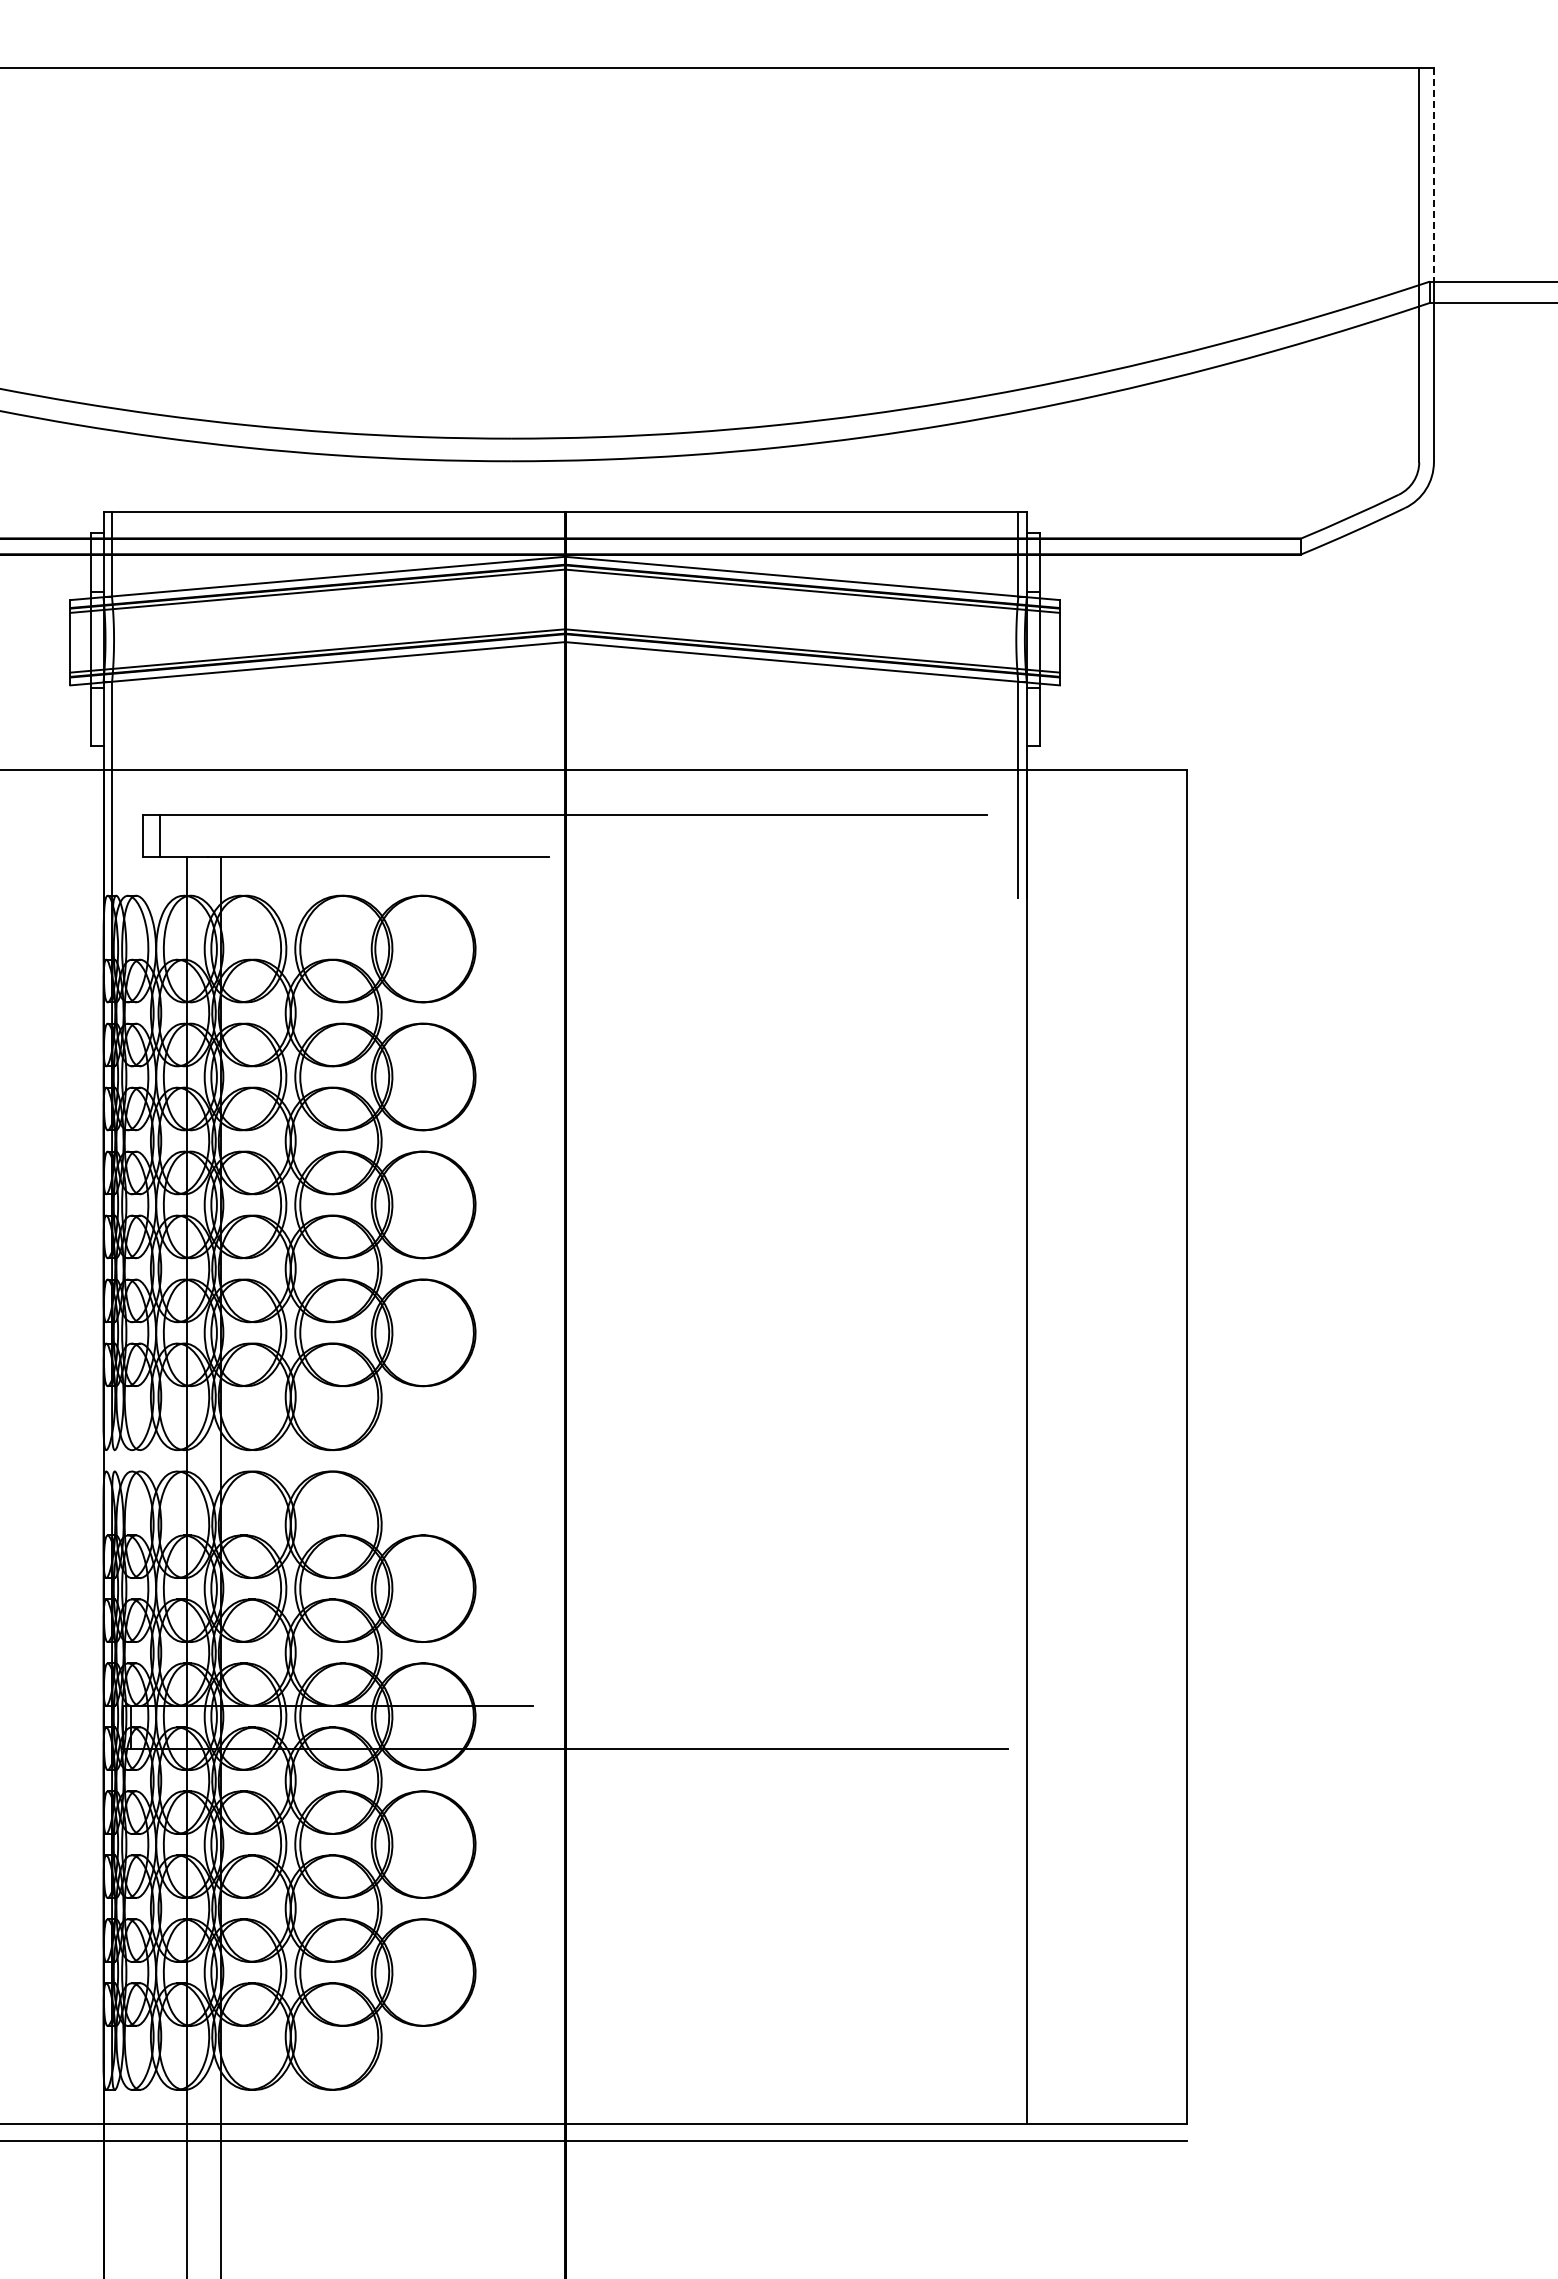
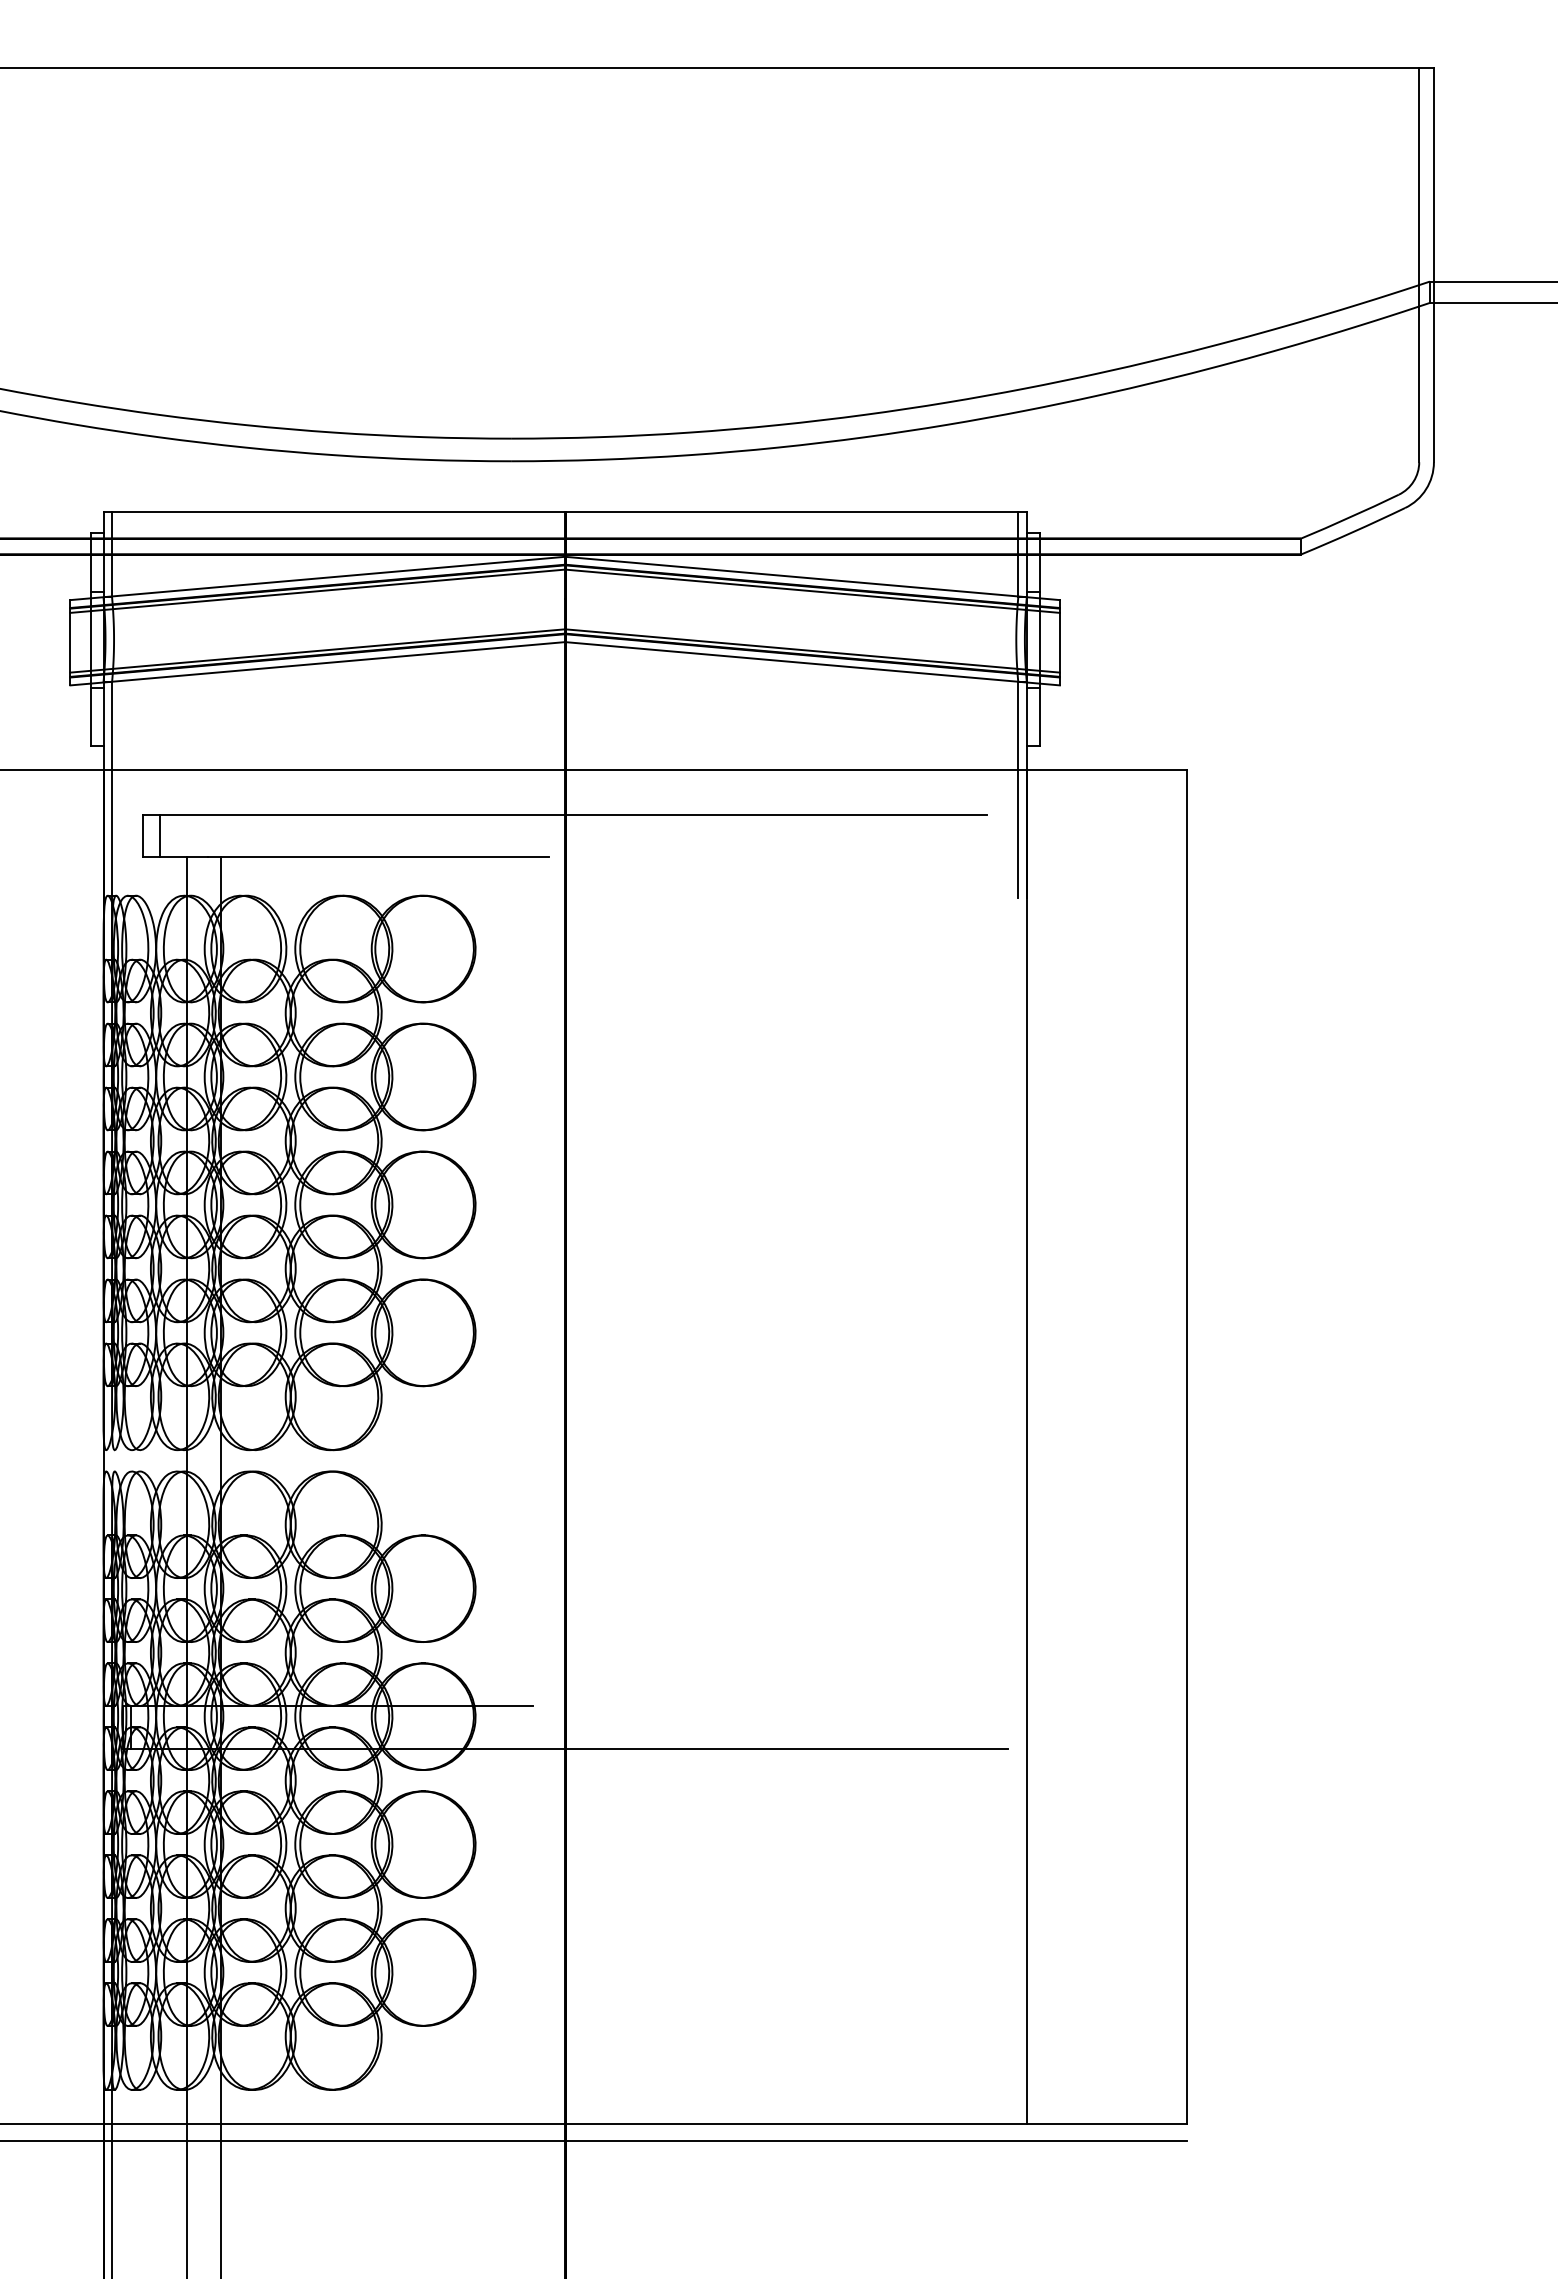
line: dashed -> solid (1433, 174)
line: none -> present (112, 2164)
